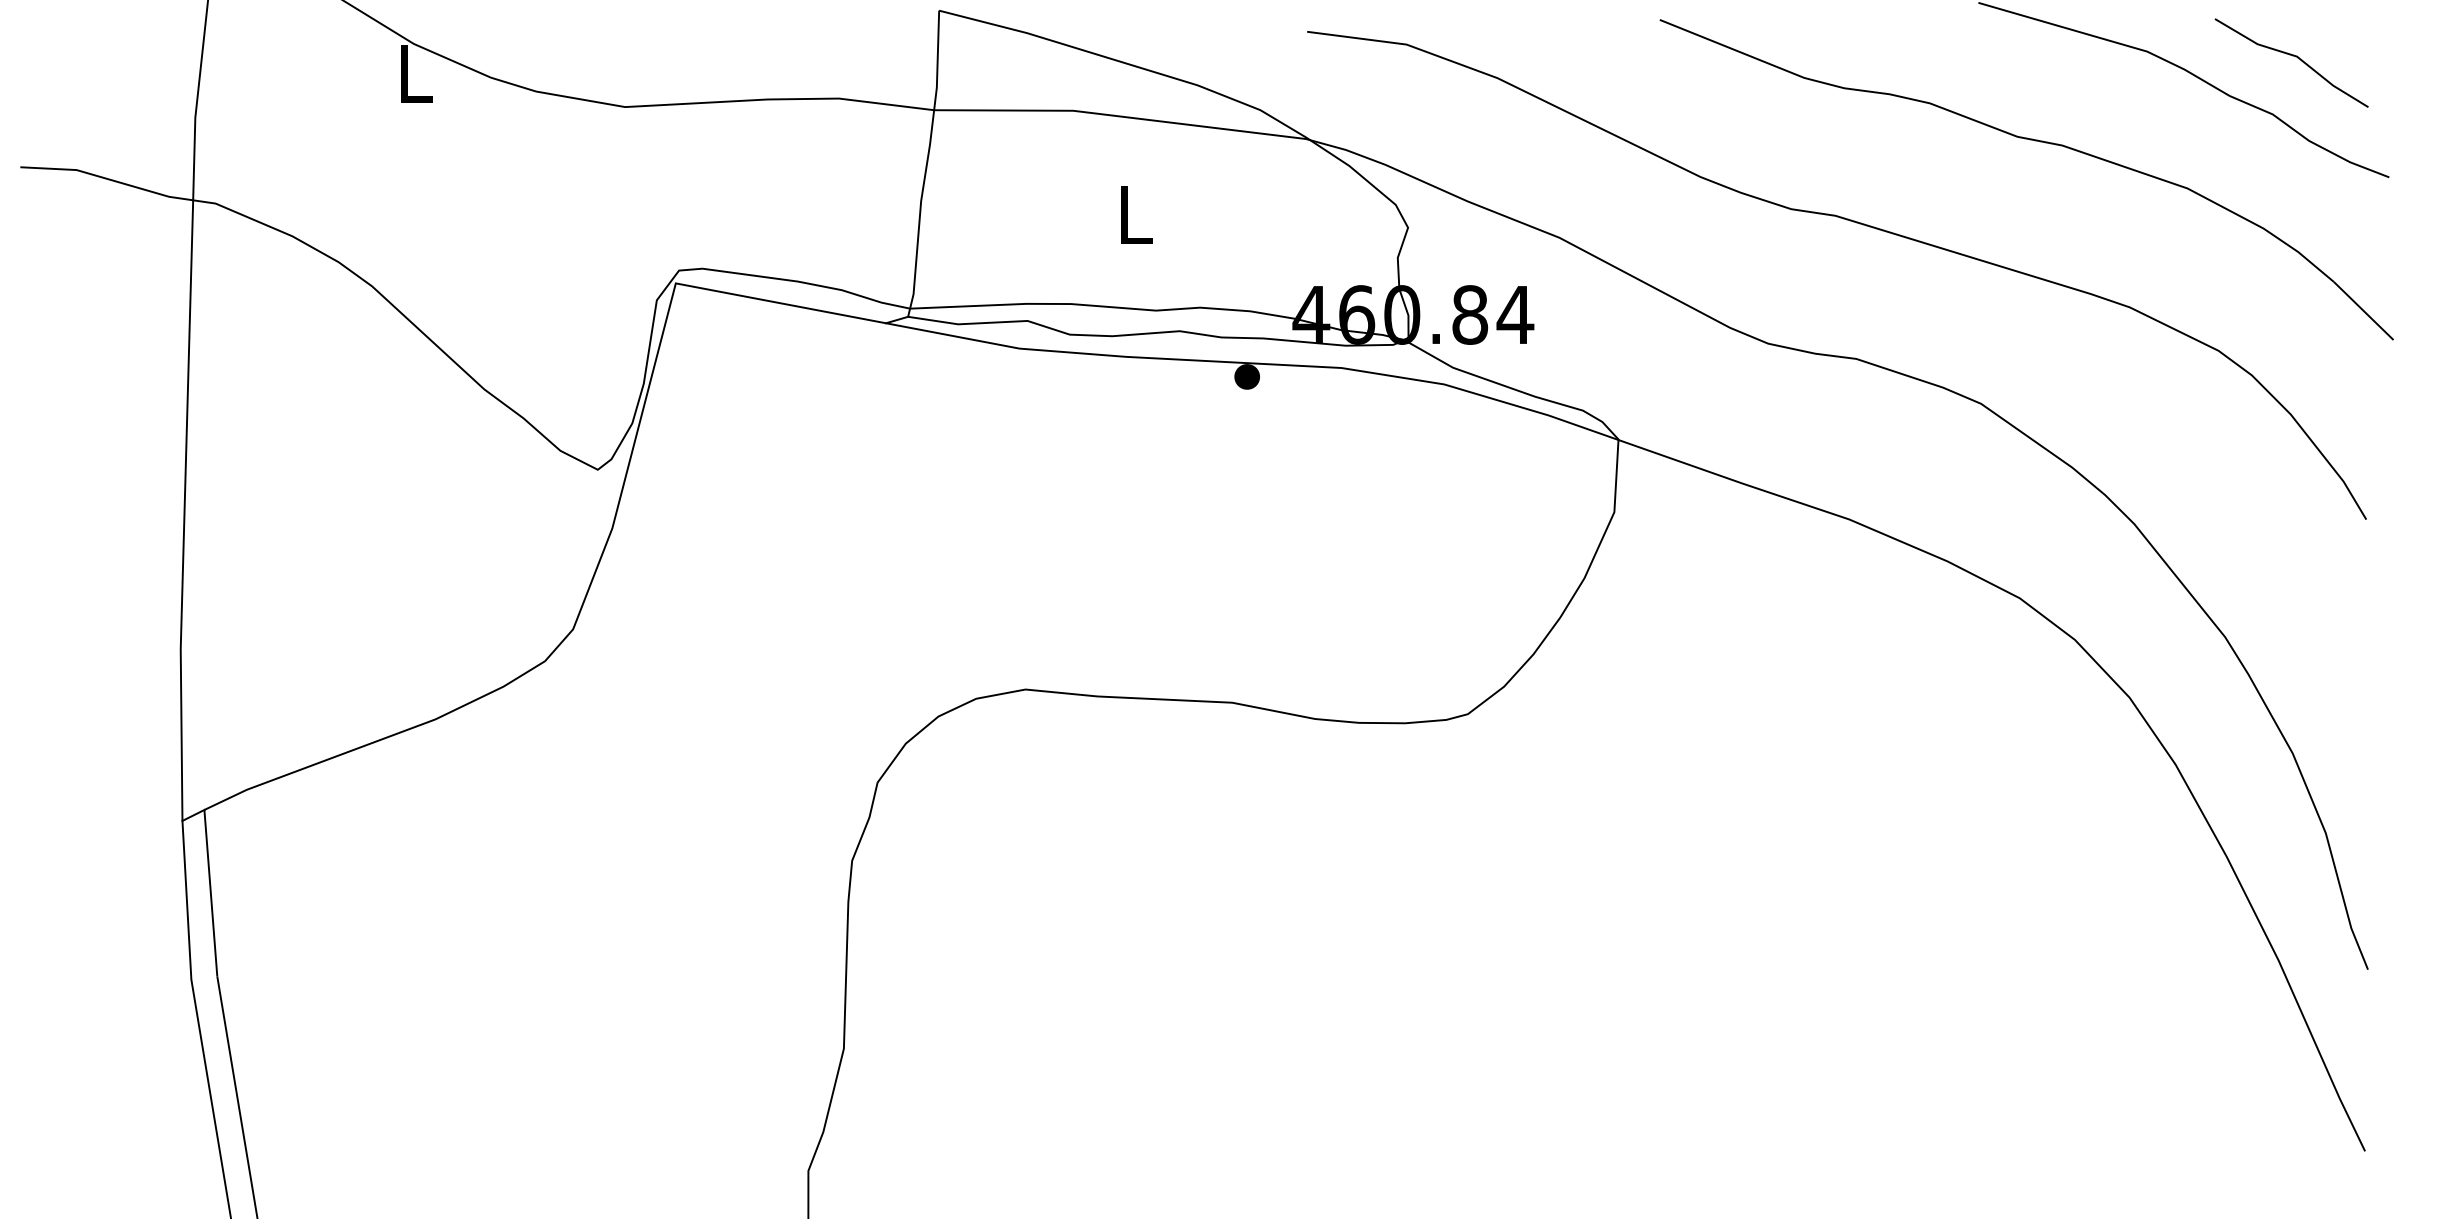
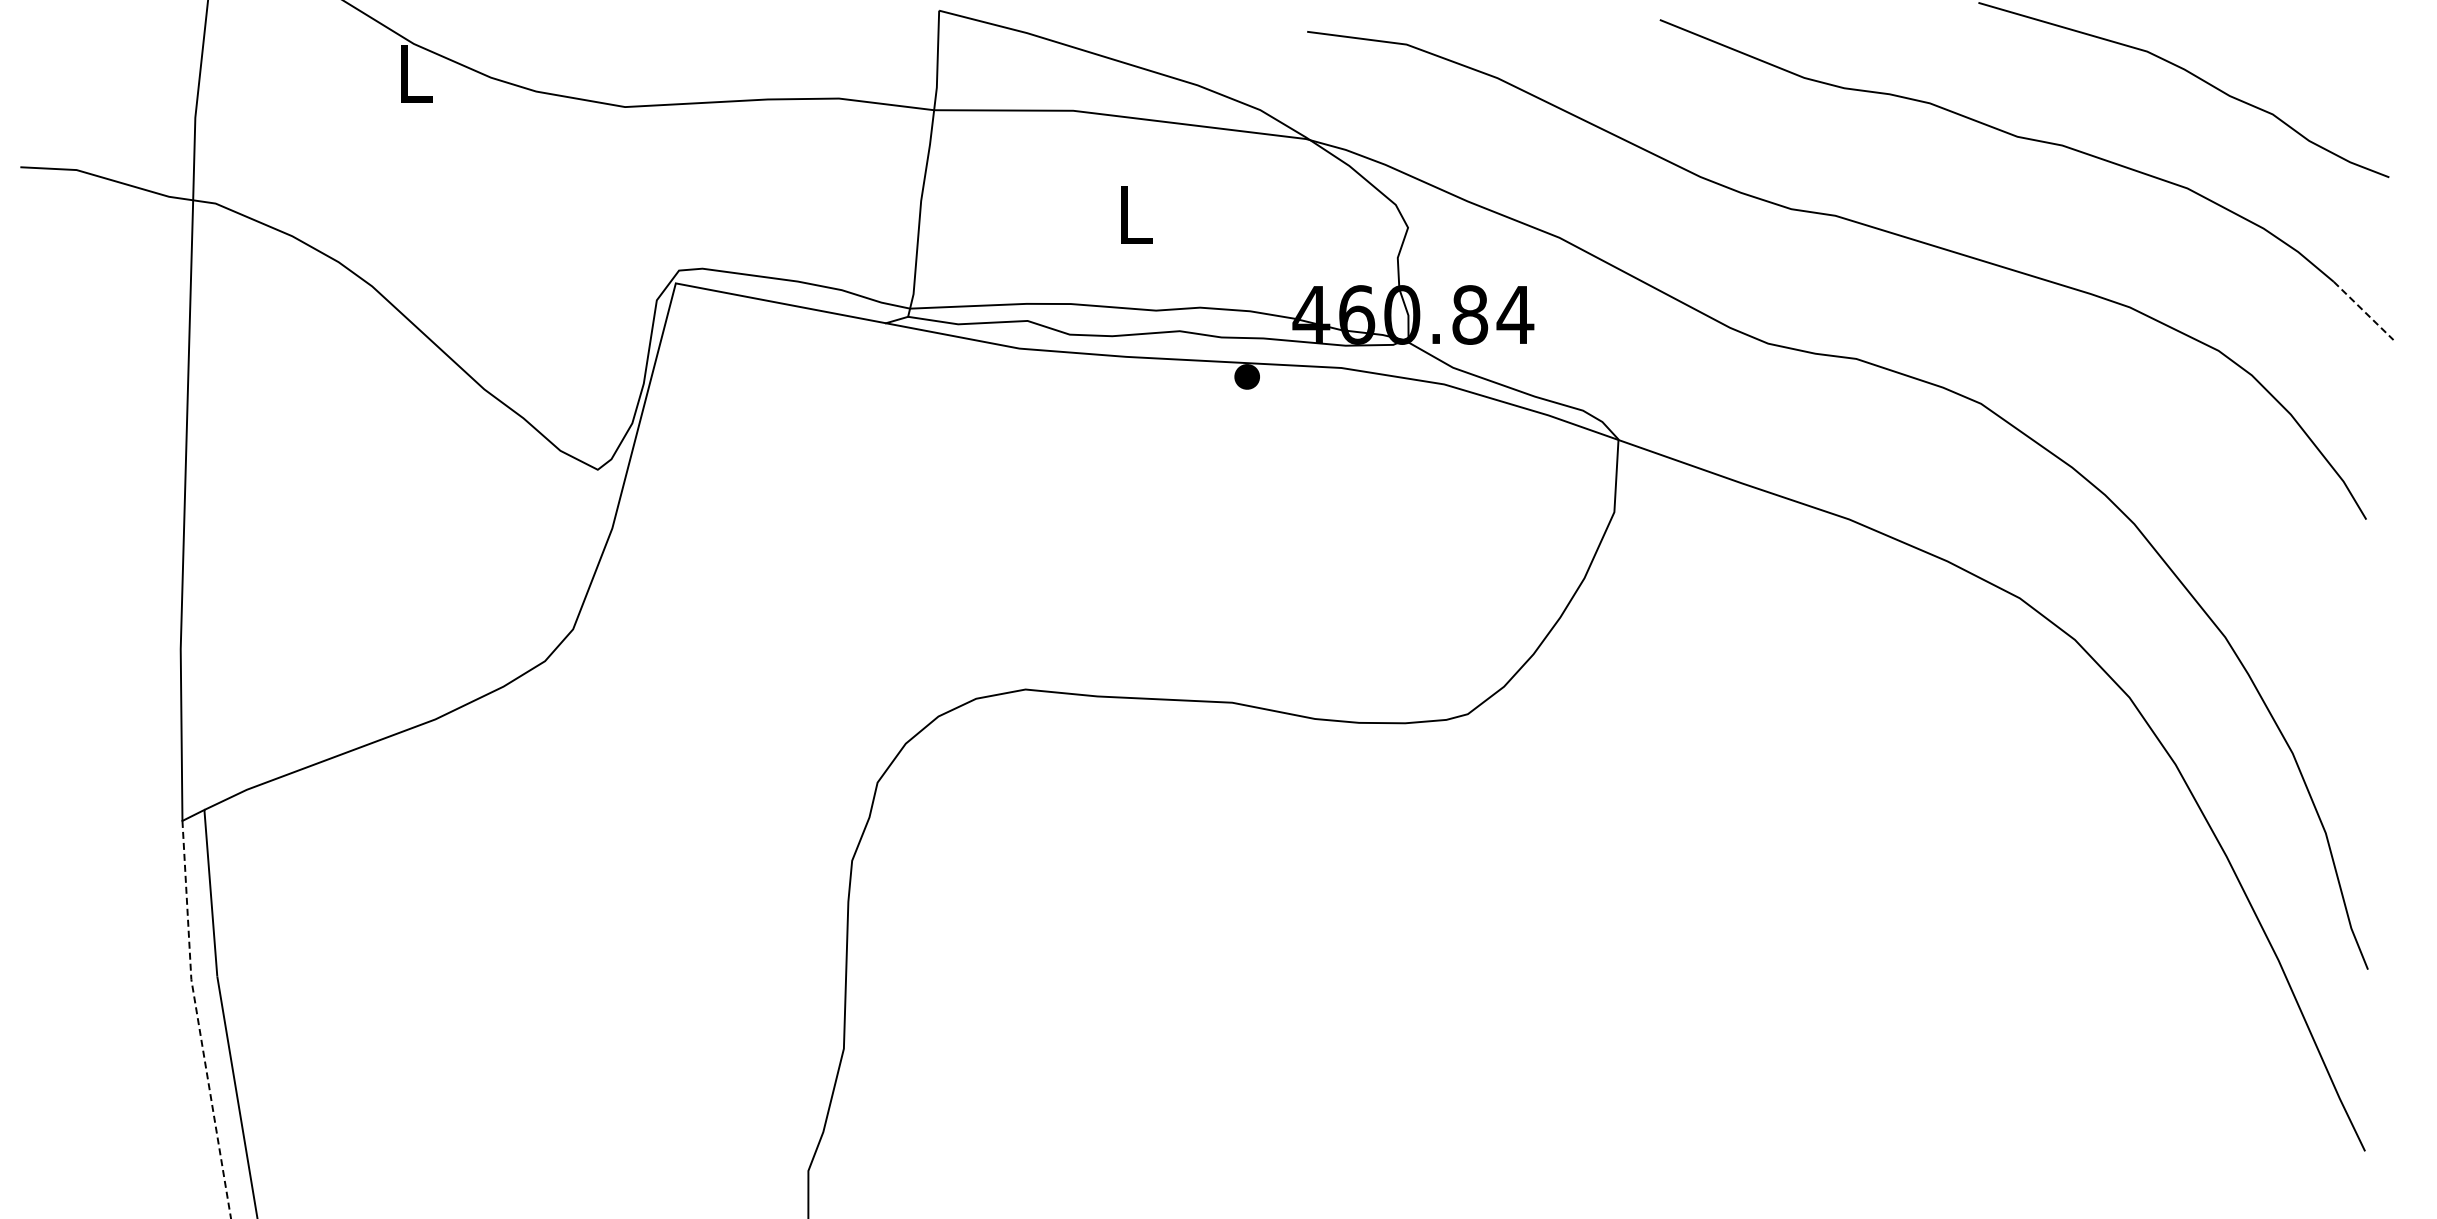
line: present -> none (2292, 56)
line: solid -> dashed (2363, 310)
line: solid -> dashed (198, 1020)
